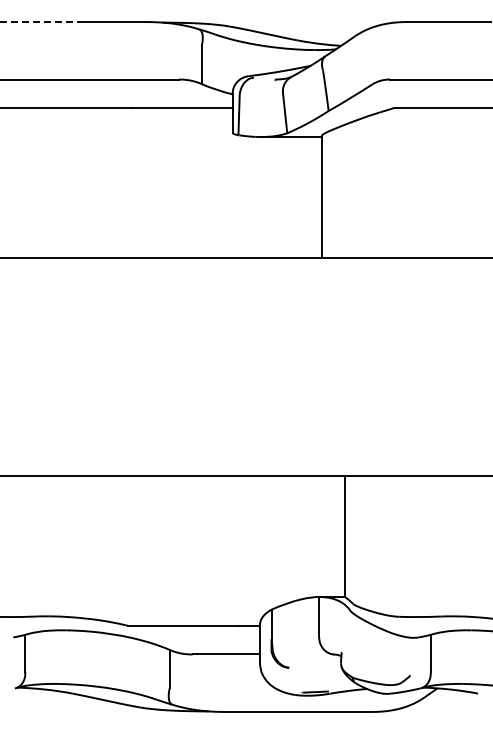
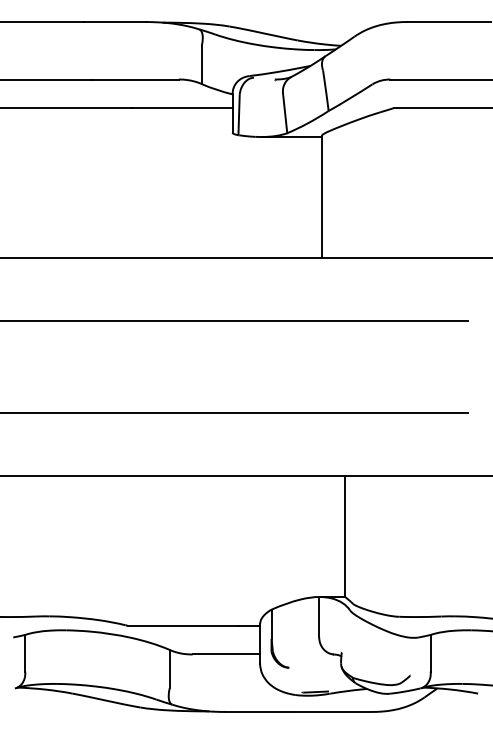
line: dashed -> solid (42, 22)
line: none -> present (235, 321)
line: none -> present (235, 412)
